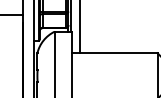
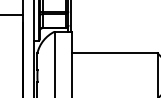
line: present -> none (79, 27)
